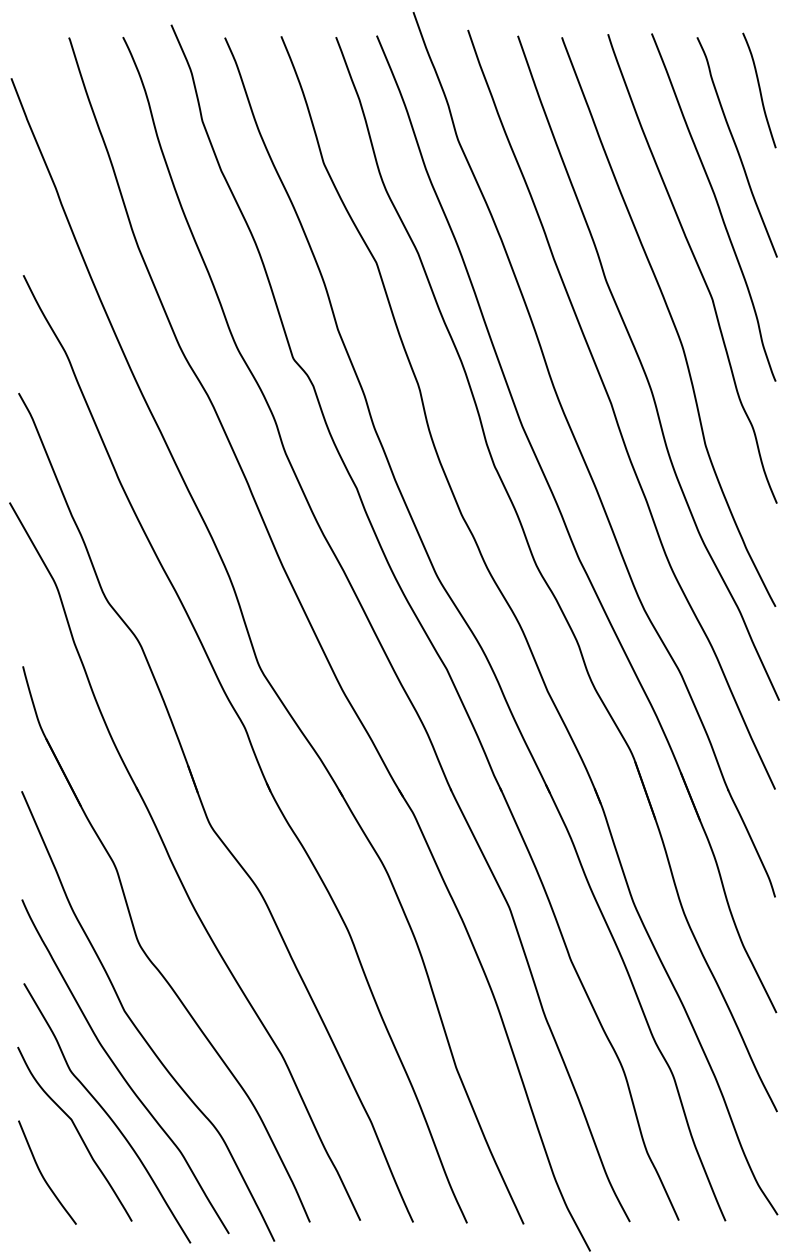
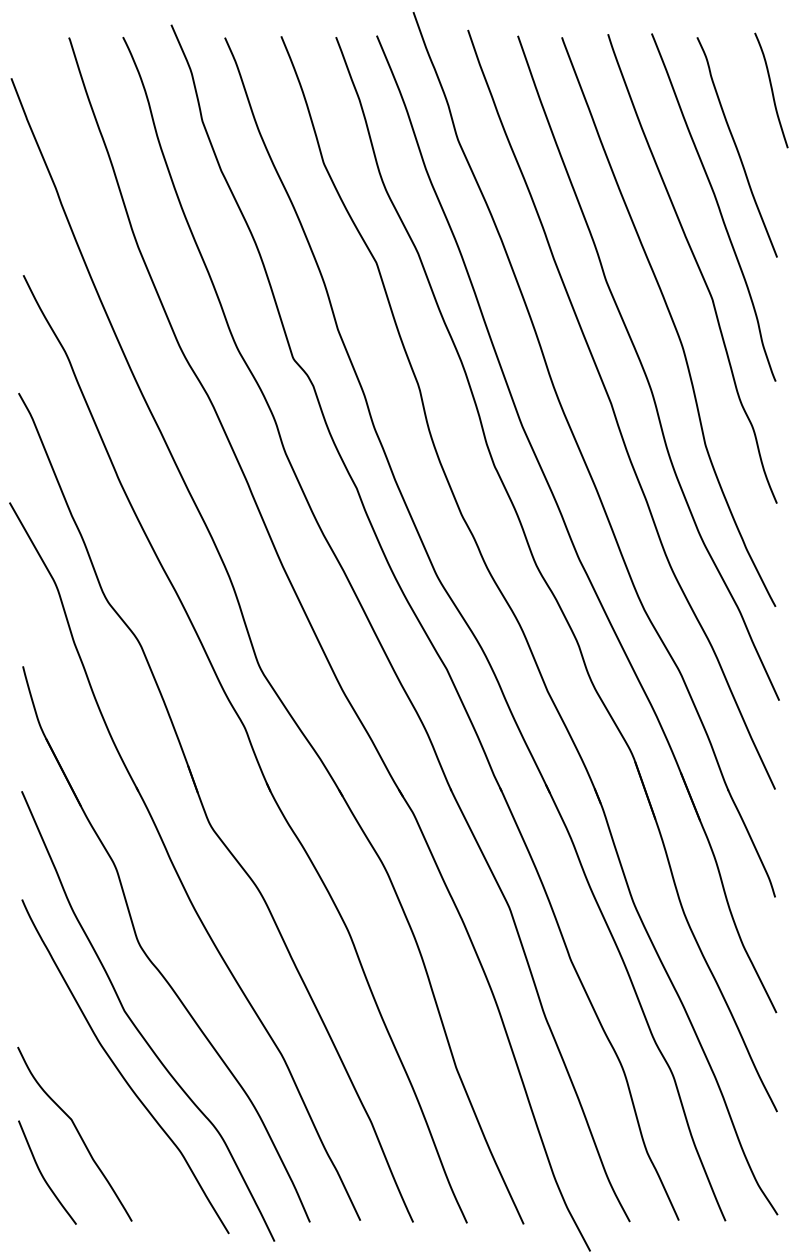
curve position: (759, 90) -> (771, 90) (771, 90)
curve: present -> none (107, 1113)
